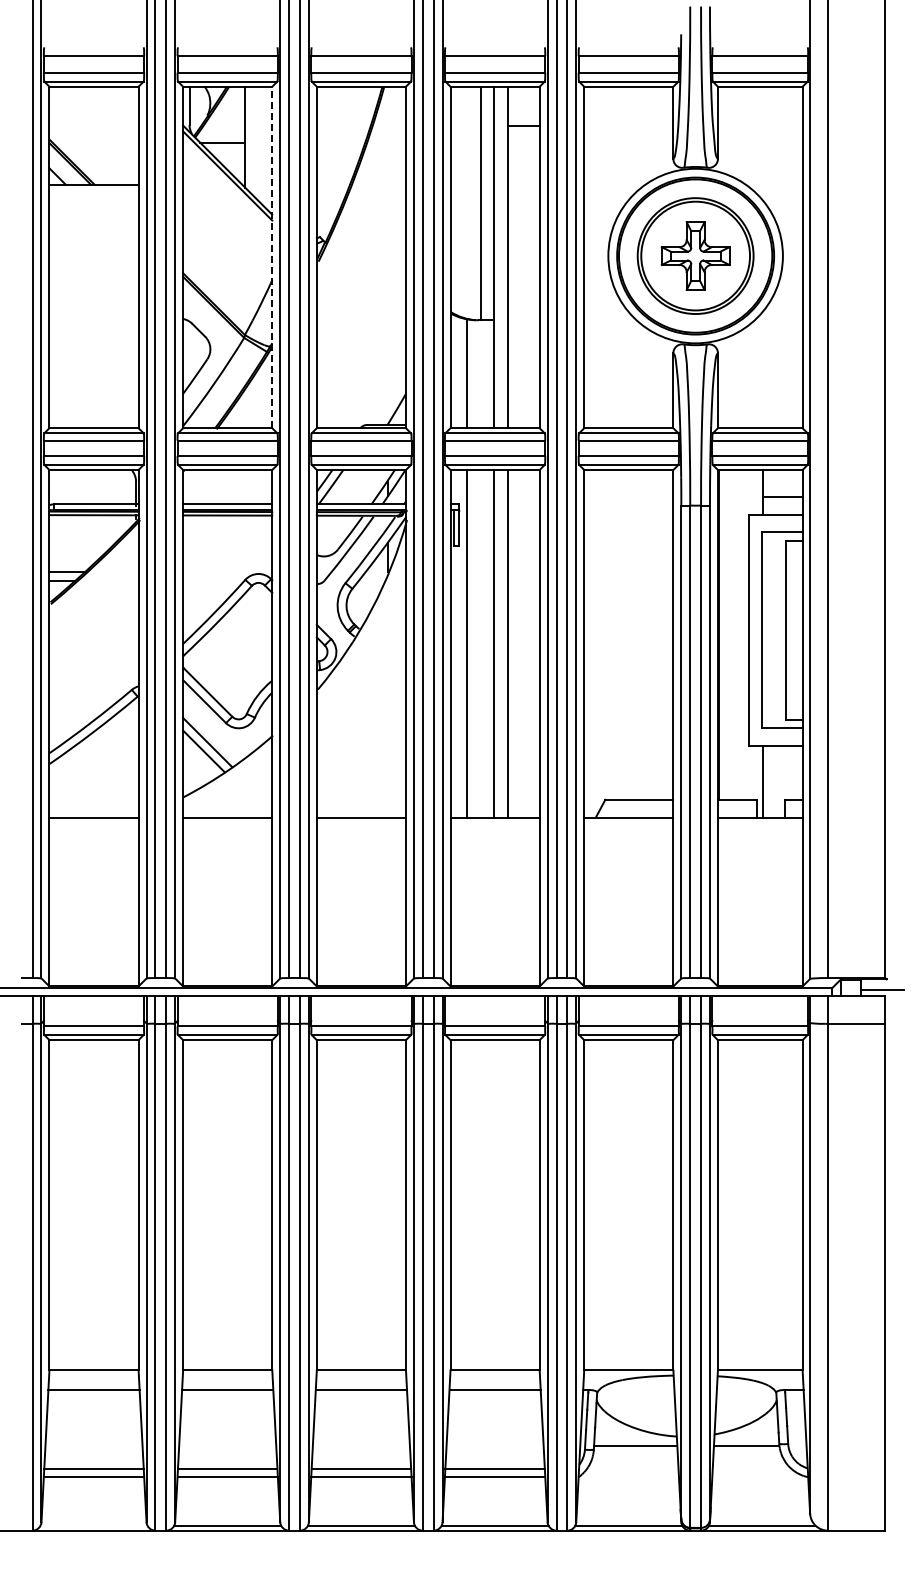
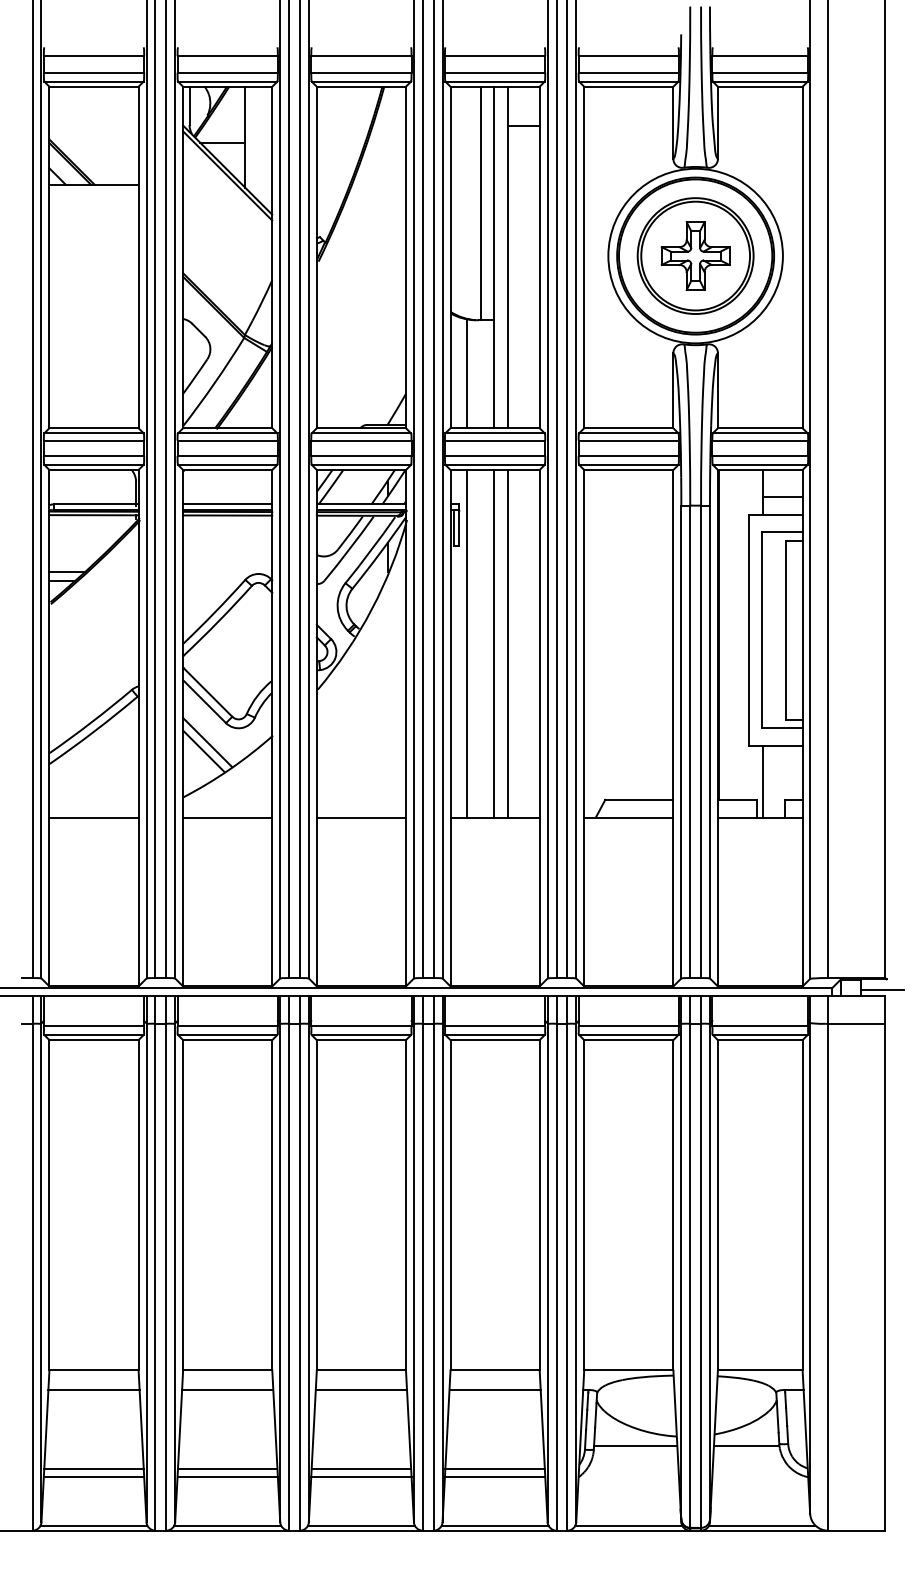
line: dashed -> solid (272, 257)
line: none -> present (93, 1525)
